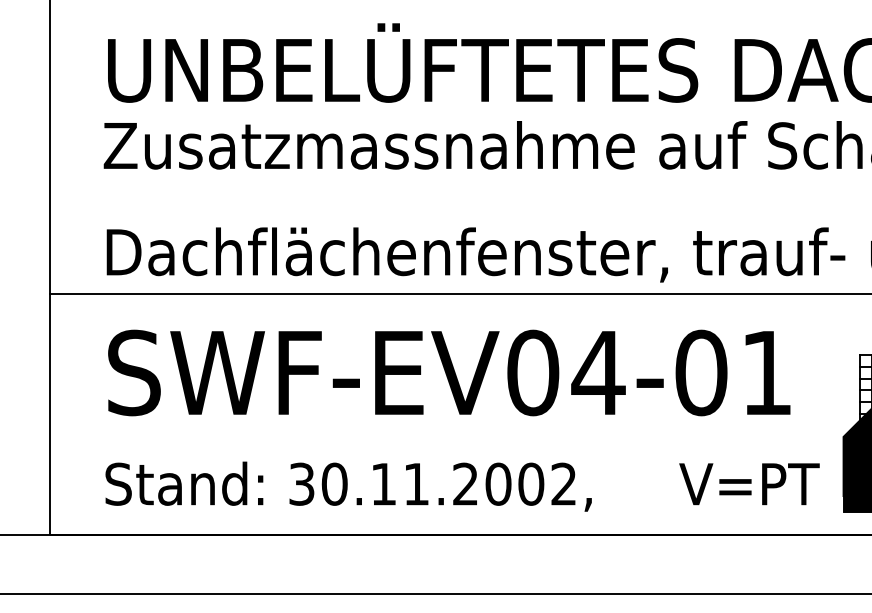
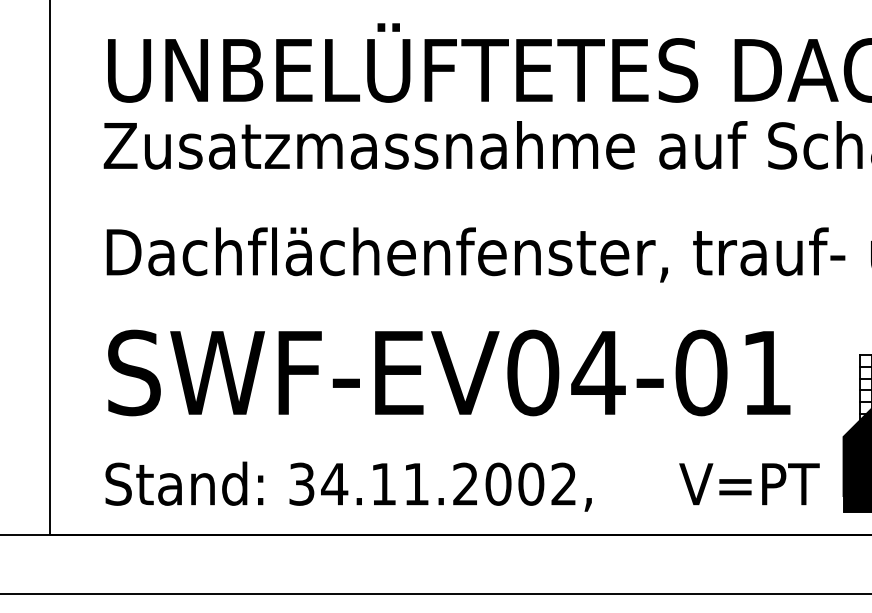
line: present -> none (459, 294)
text: 30.11.2002, -> 34.11.2002, (334, 483)
